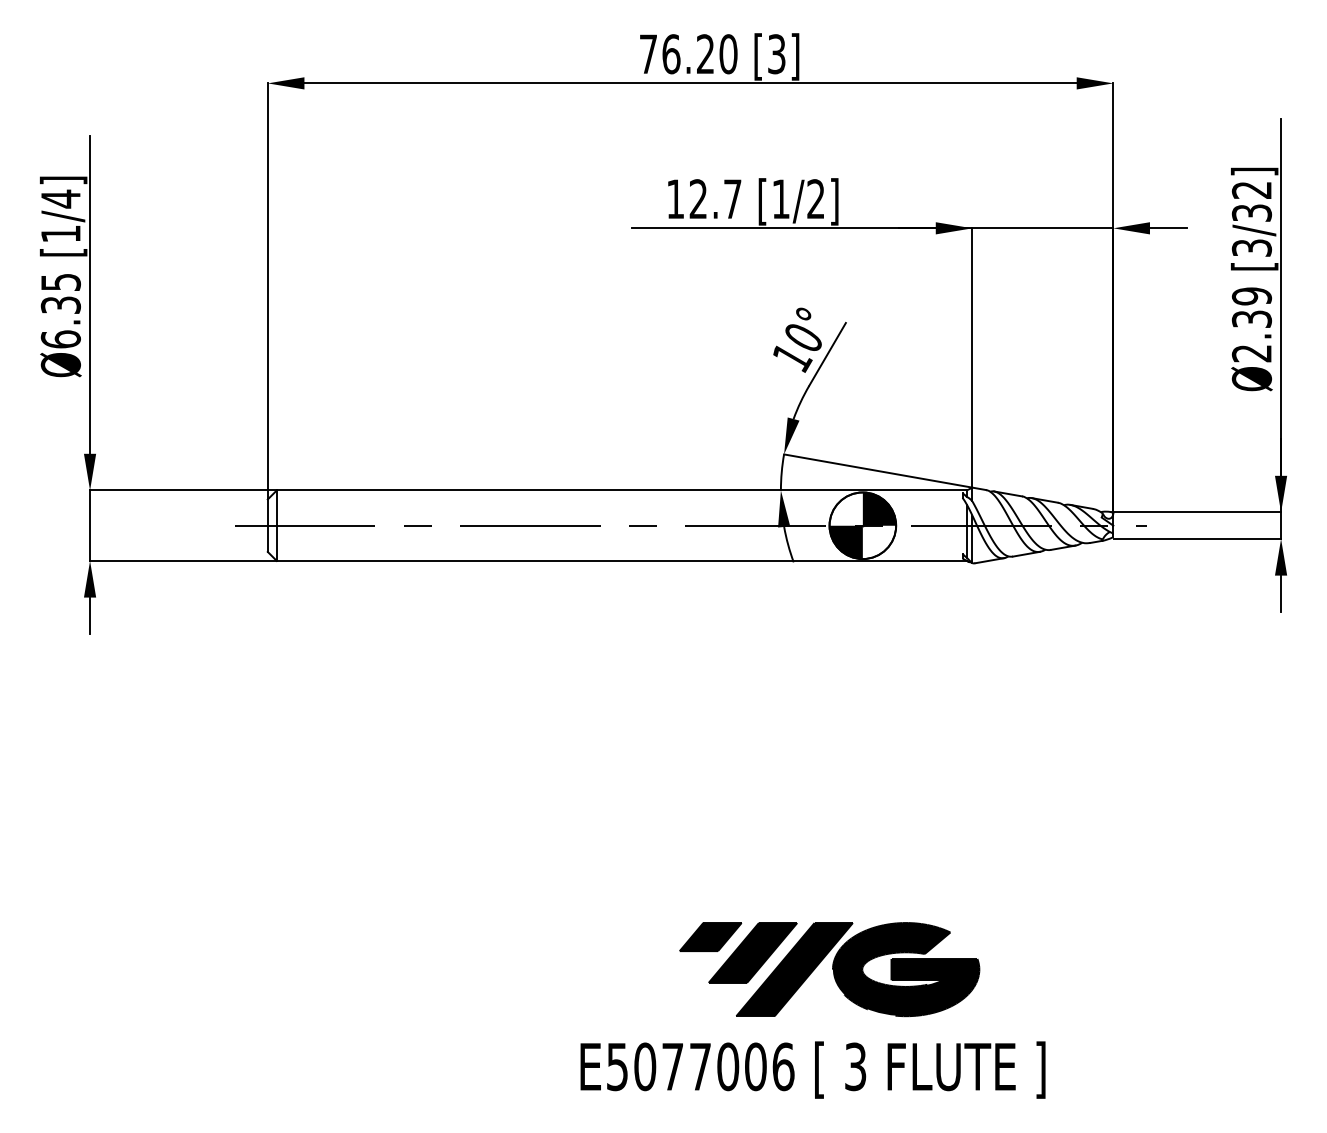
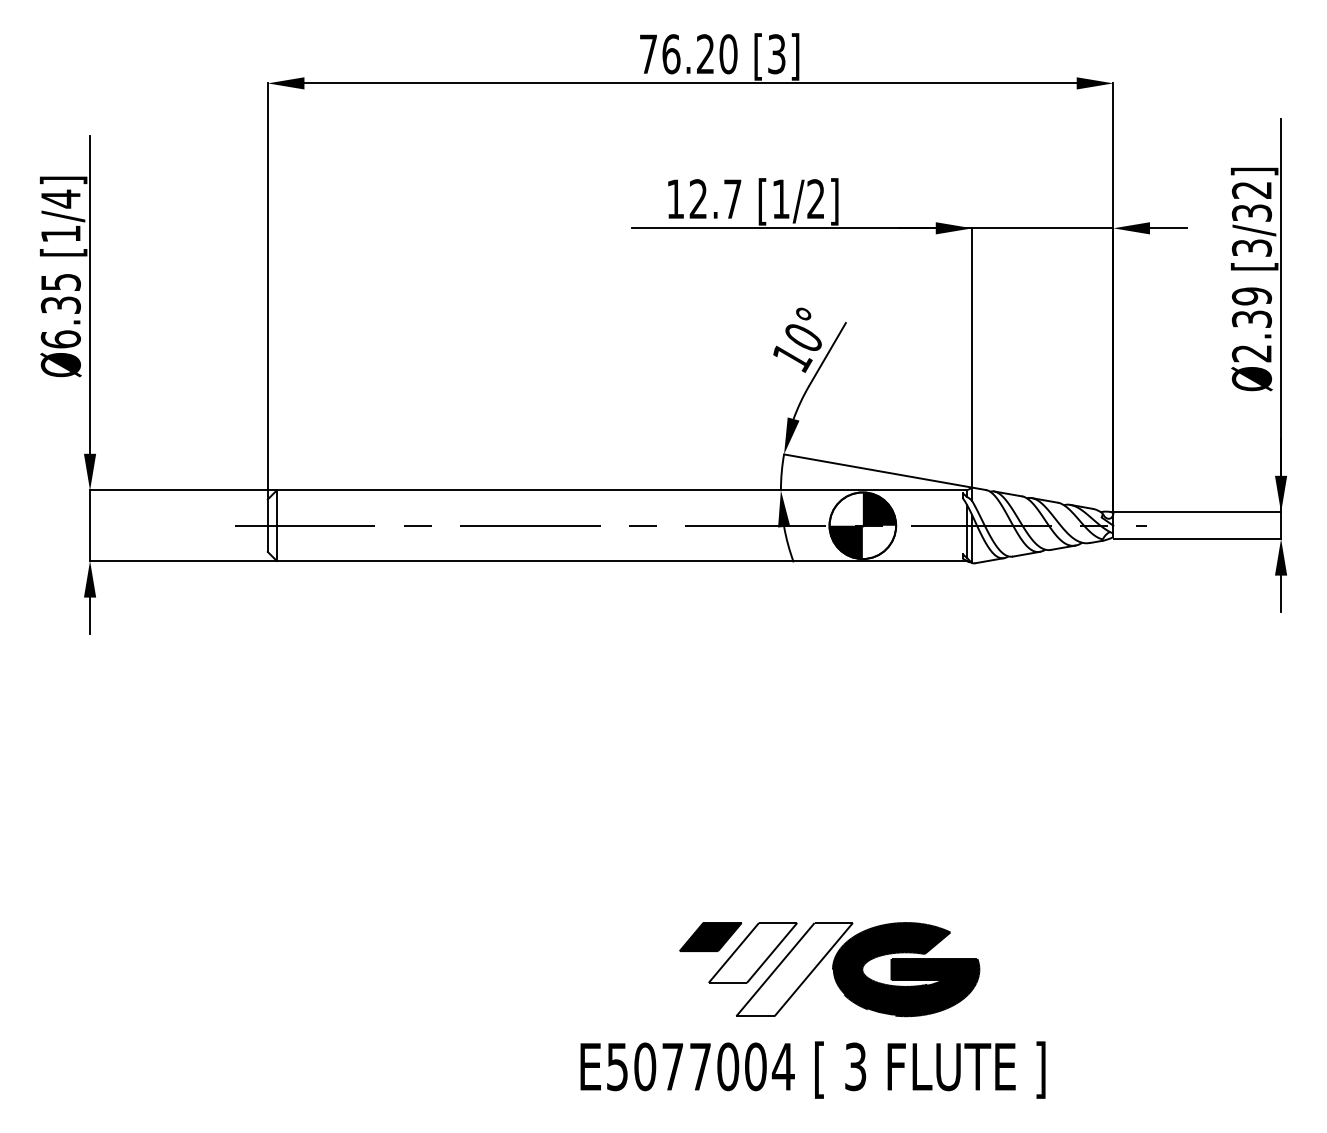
fill: present -> none (752, 952)
fill: present -> none (794, 969)
text: E5077006 -> E5077004 (782, 1066)
